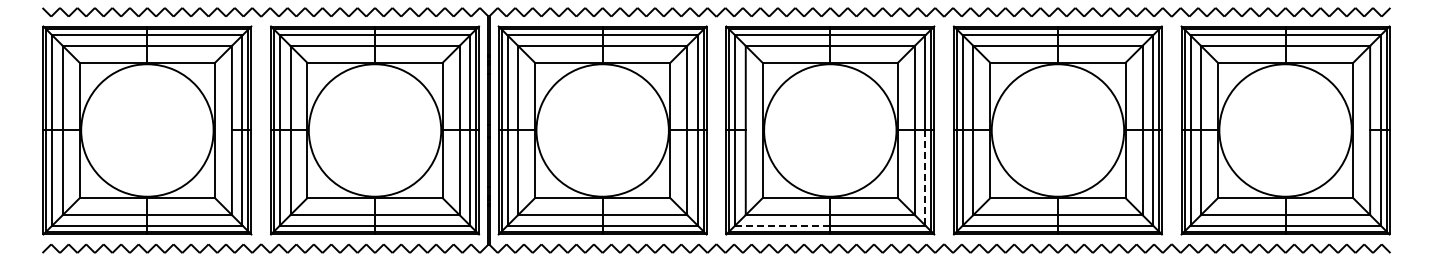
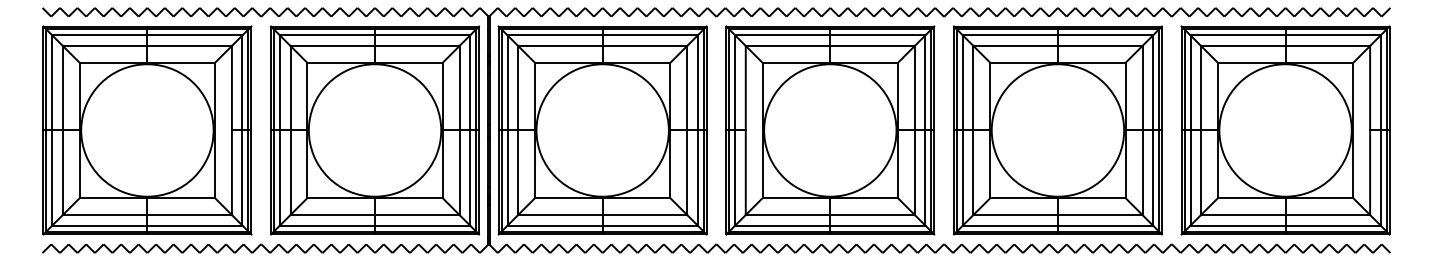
line: dashed -> solid (925, 178)
line: dashed -> solid (782, 225)
